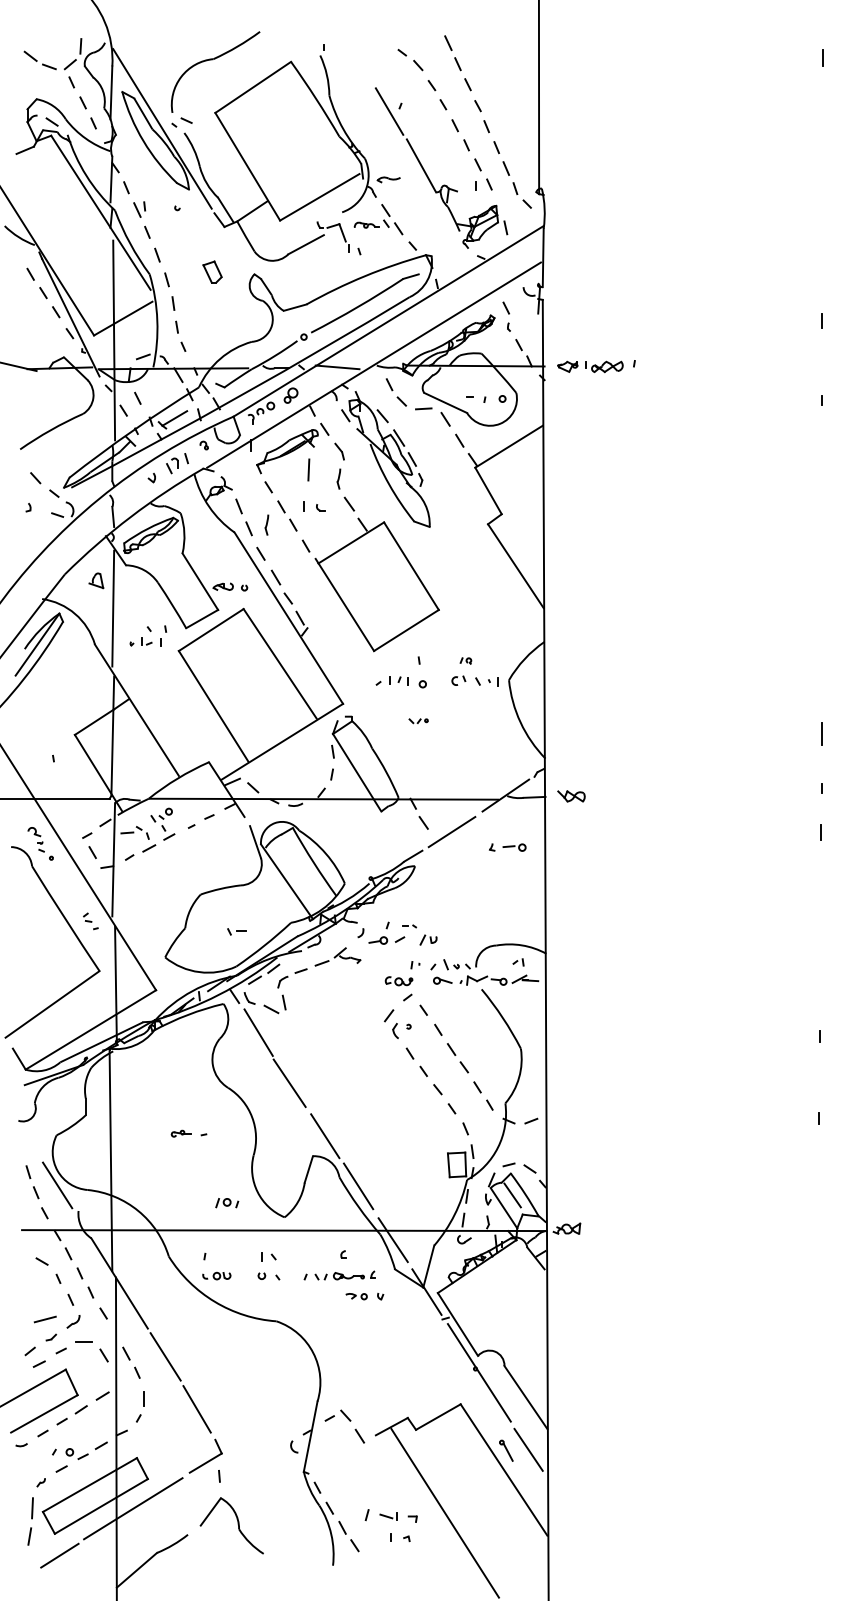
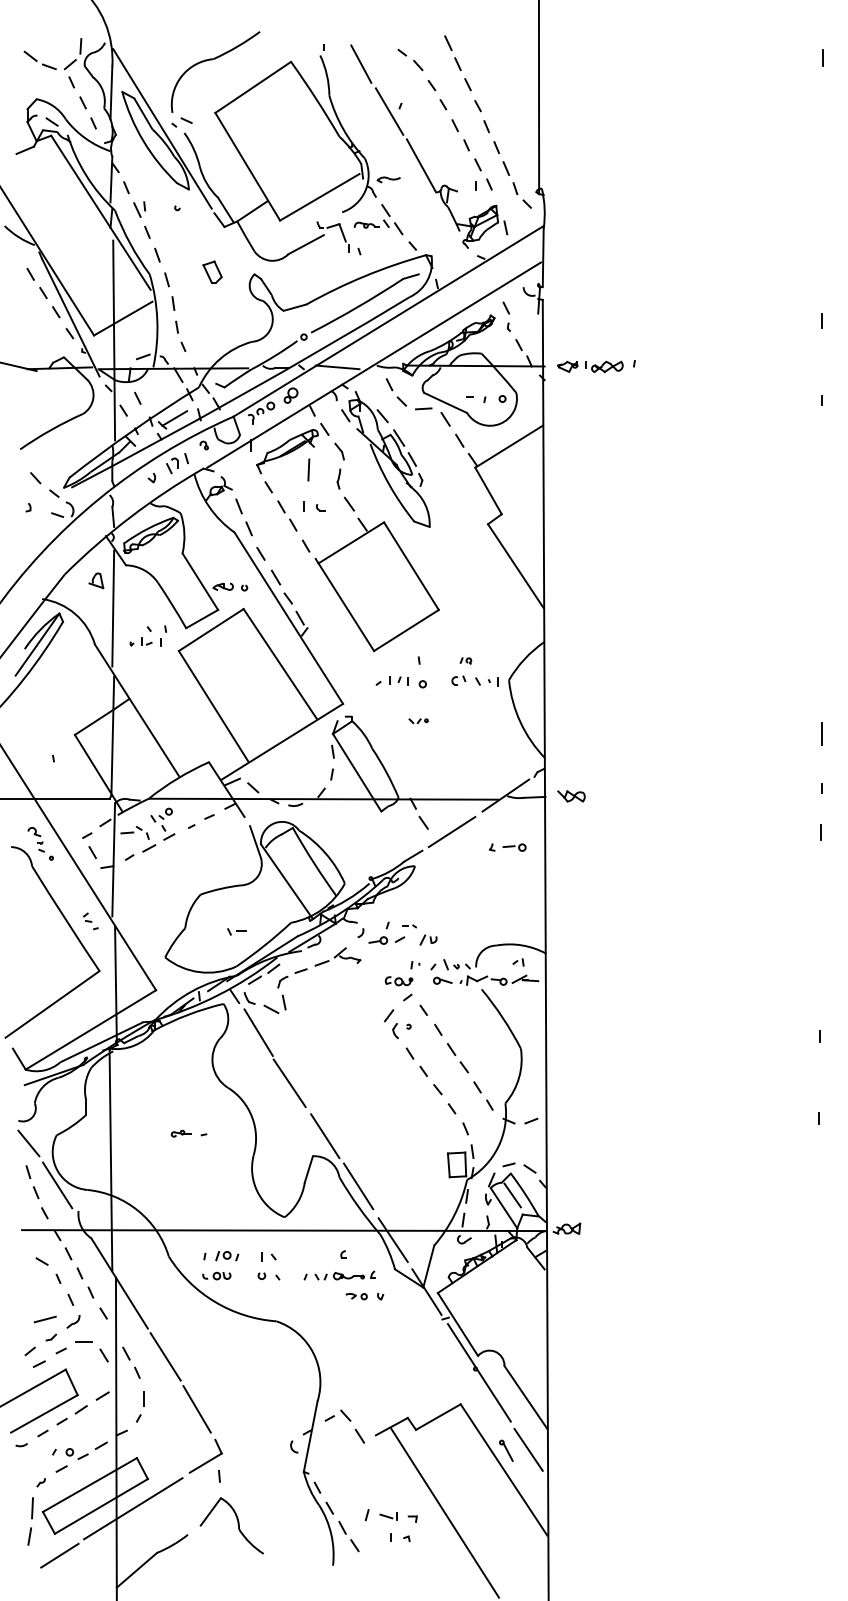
line: none -> present (361, 63)
part: present -> none (266, 524)
line: none -> present (28, 1143)
part position: (227, 1203) -> (227, 1256) (227, 1256)
